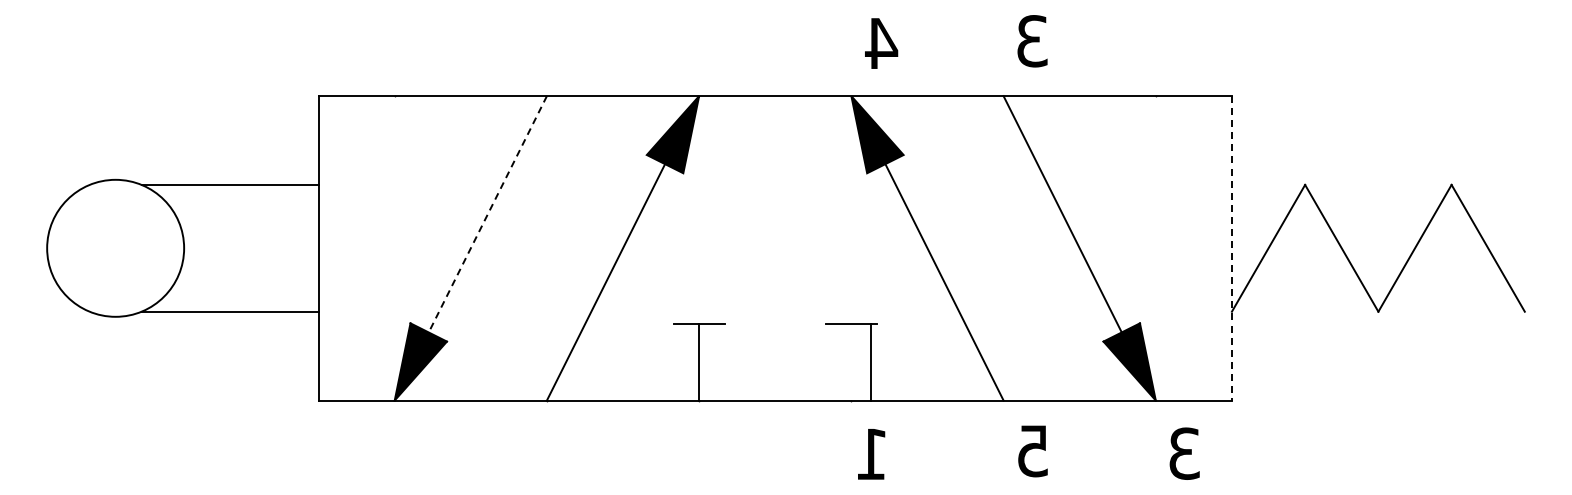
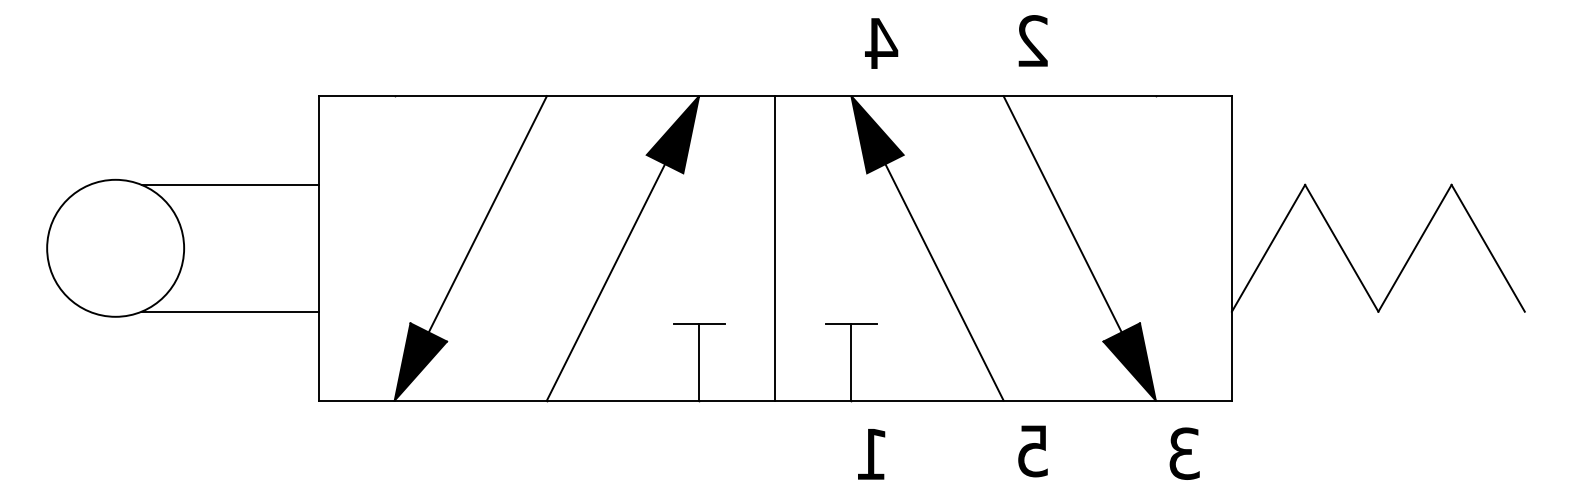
text: 3 -> 2 (1032, 41)
line: dashed -> solid (487, 214)
line: none -> present (775, 248)
line: dashed -> solid (1231, 248)
line position: (871, 362) -> (851, 362) (851, 362)
